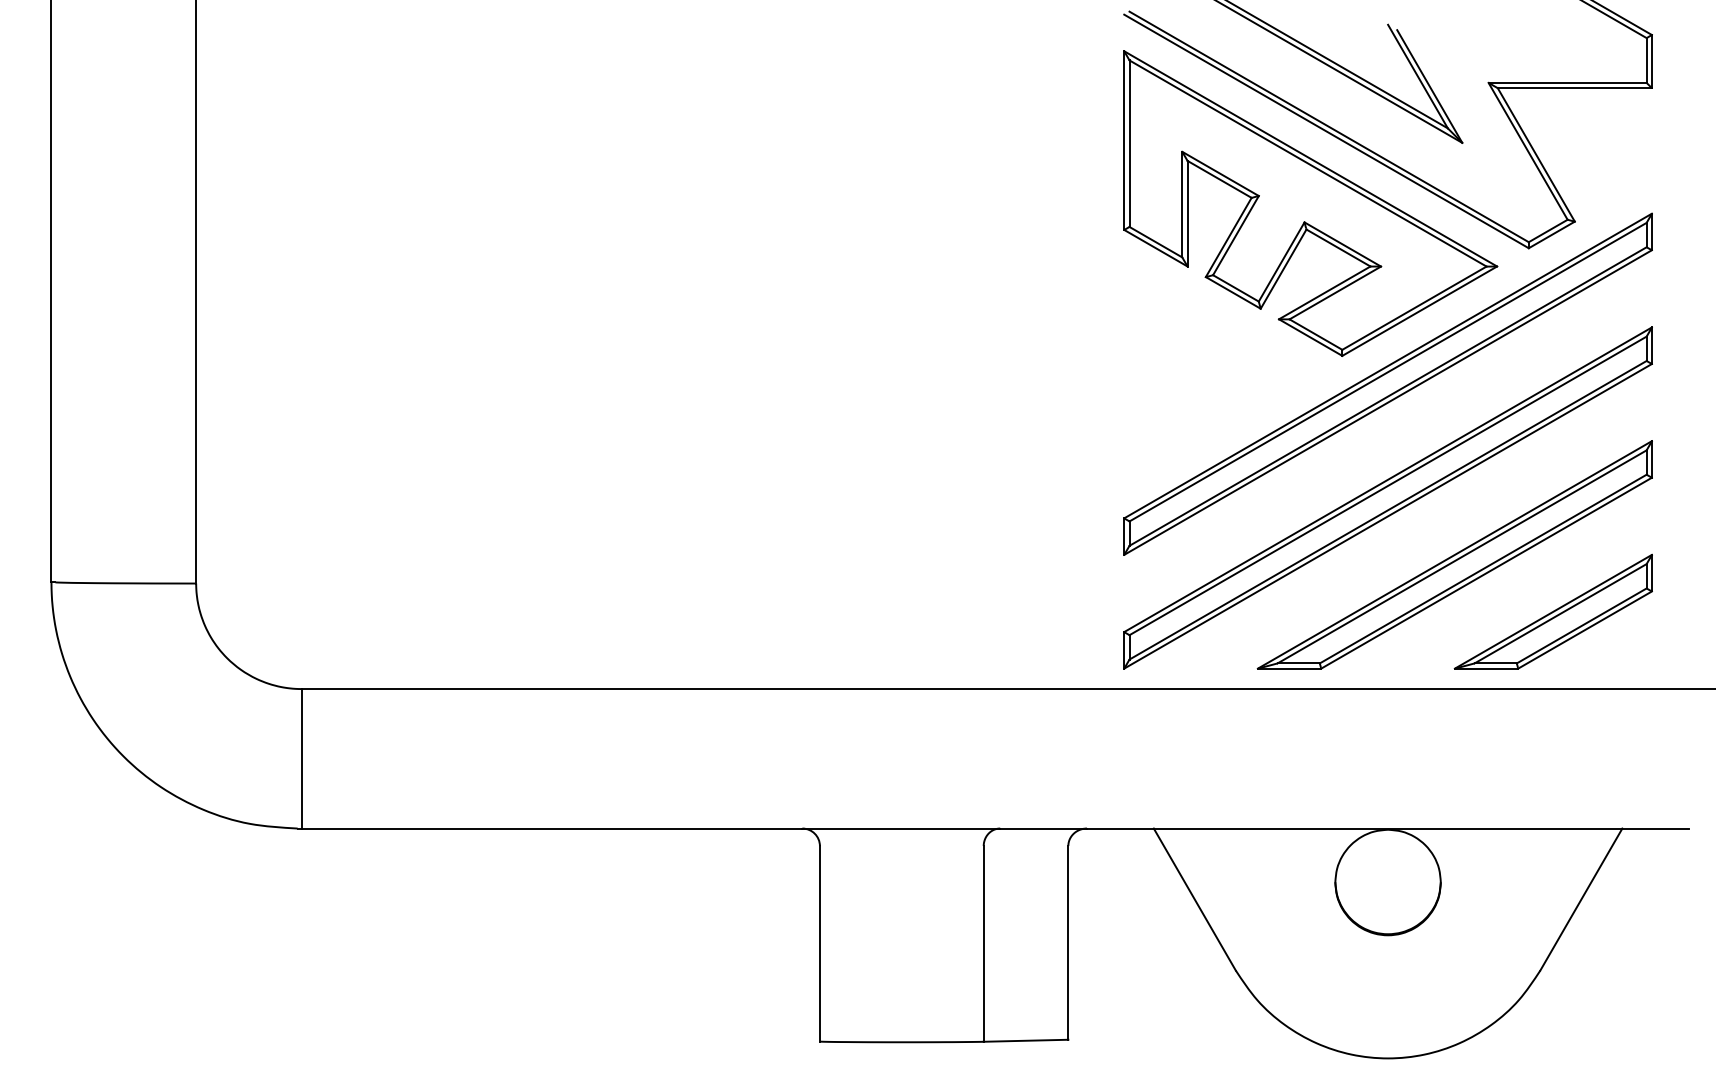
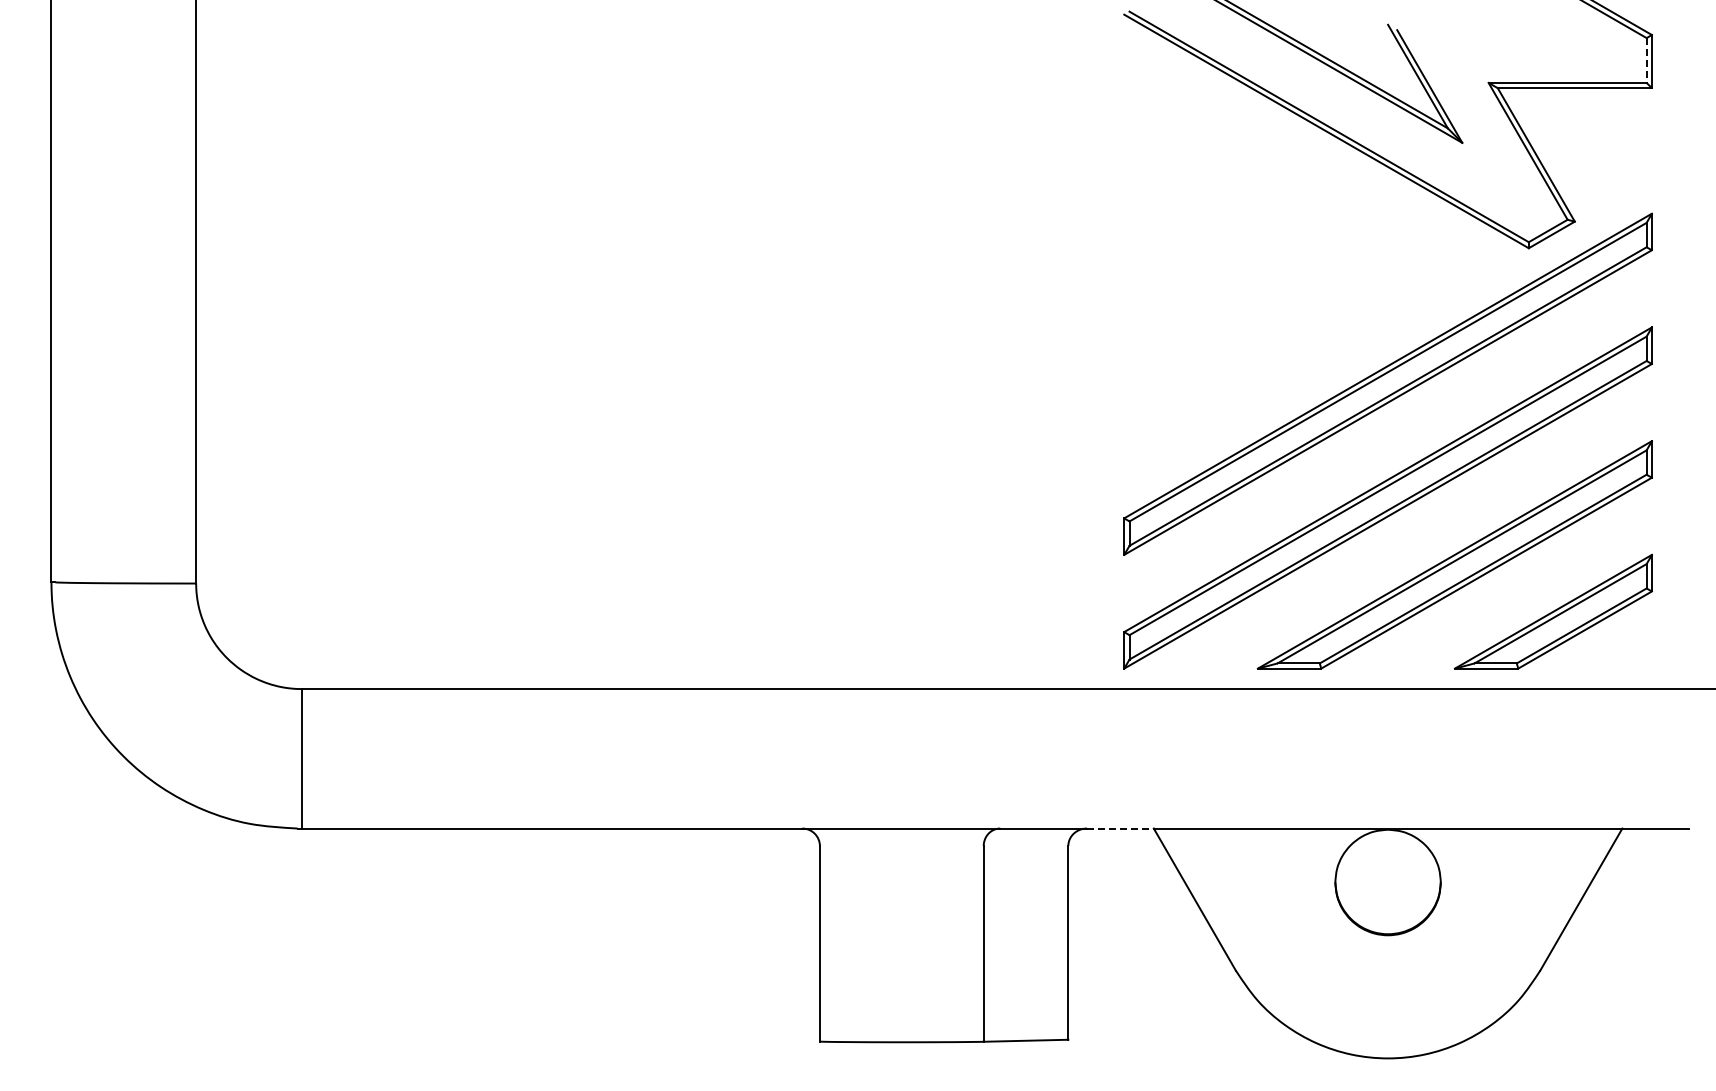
line: solid -> dashed (1646, 61)
part: present -> none (1310, 203)
line: solid -> dashed (1120, 828)
